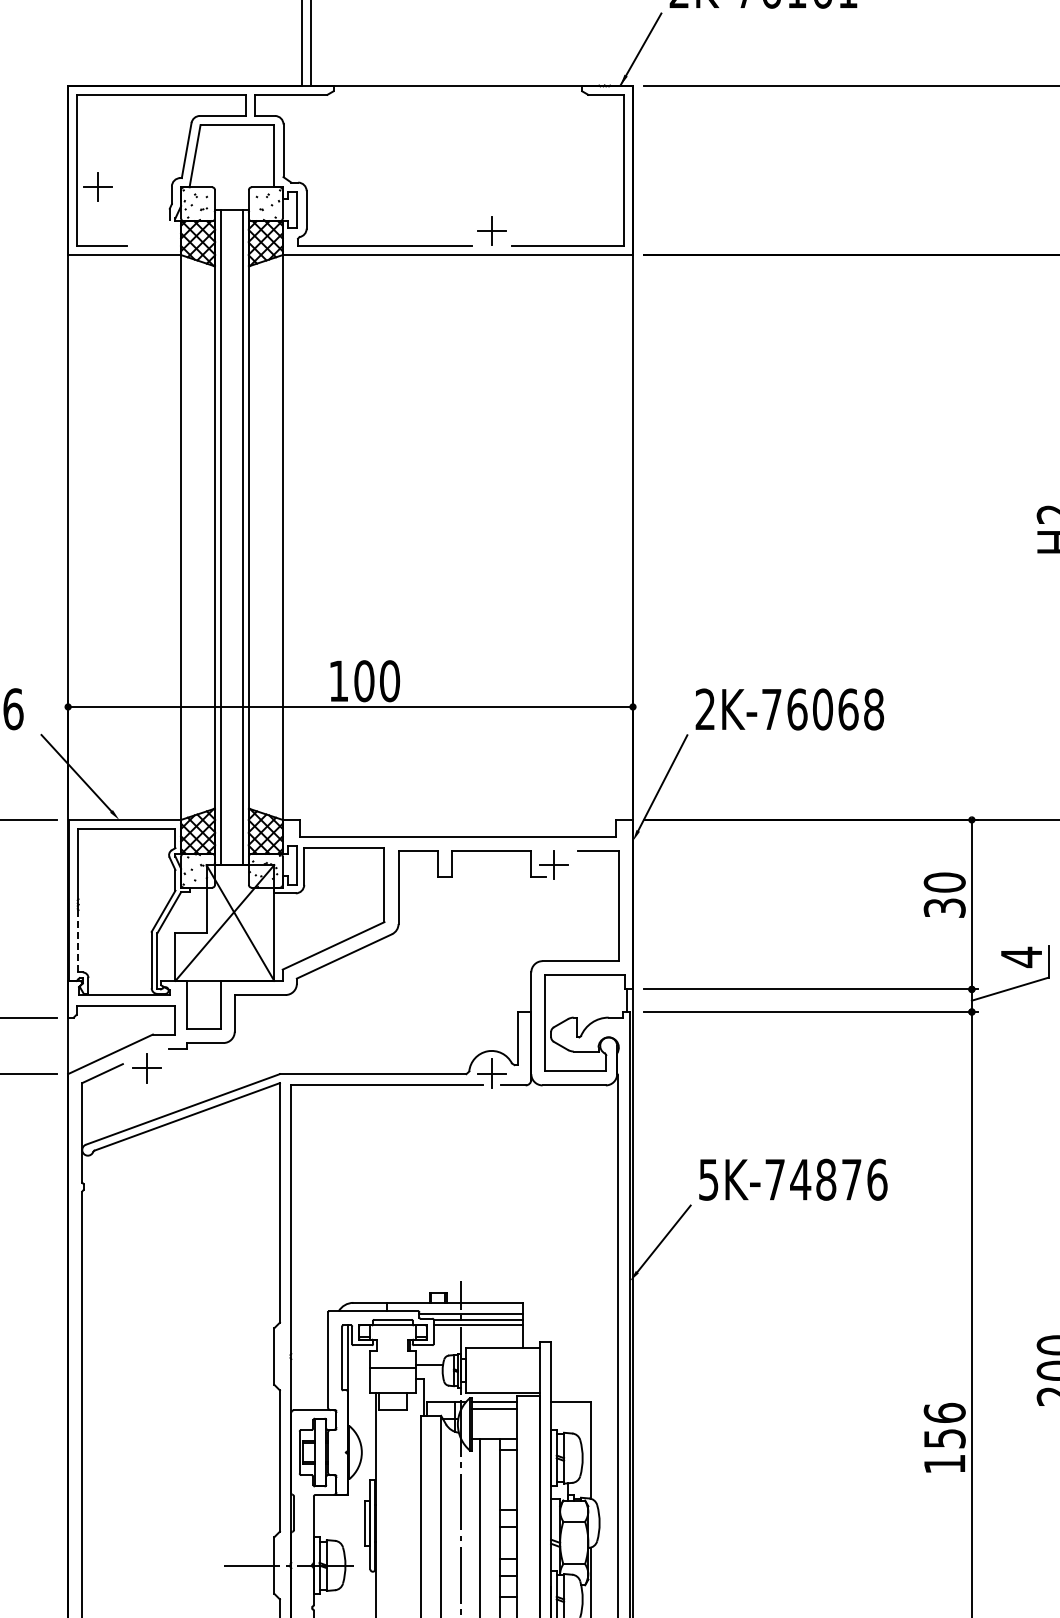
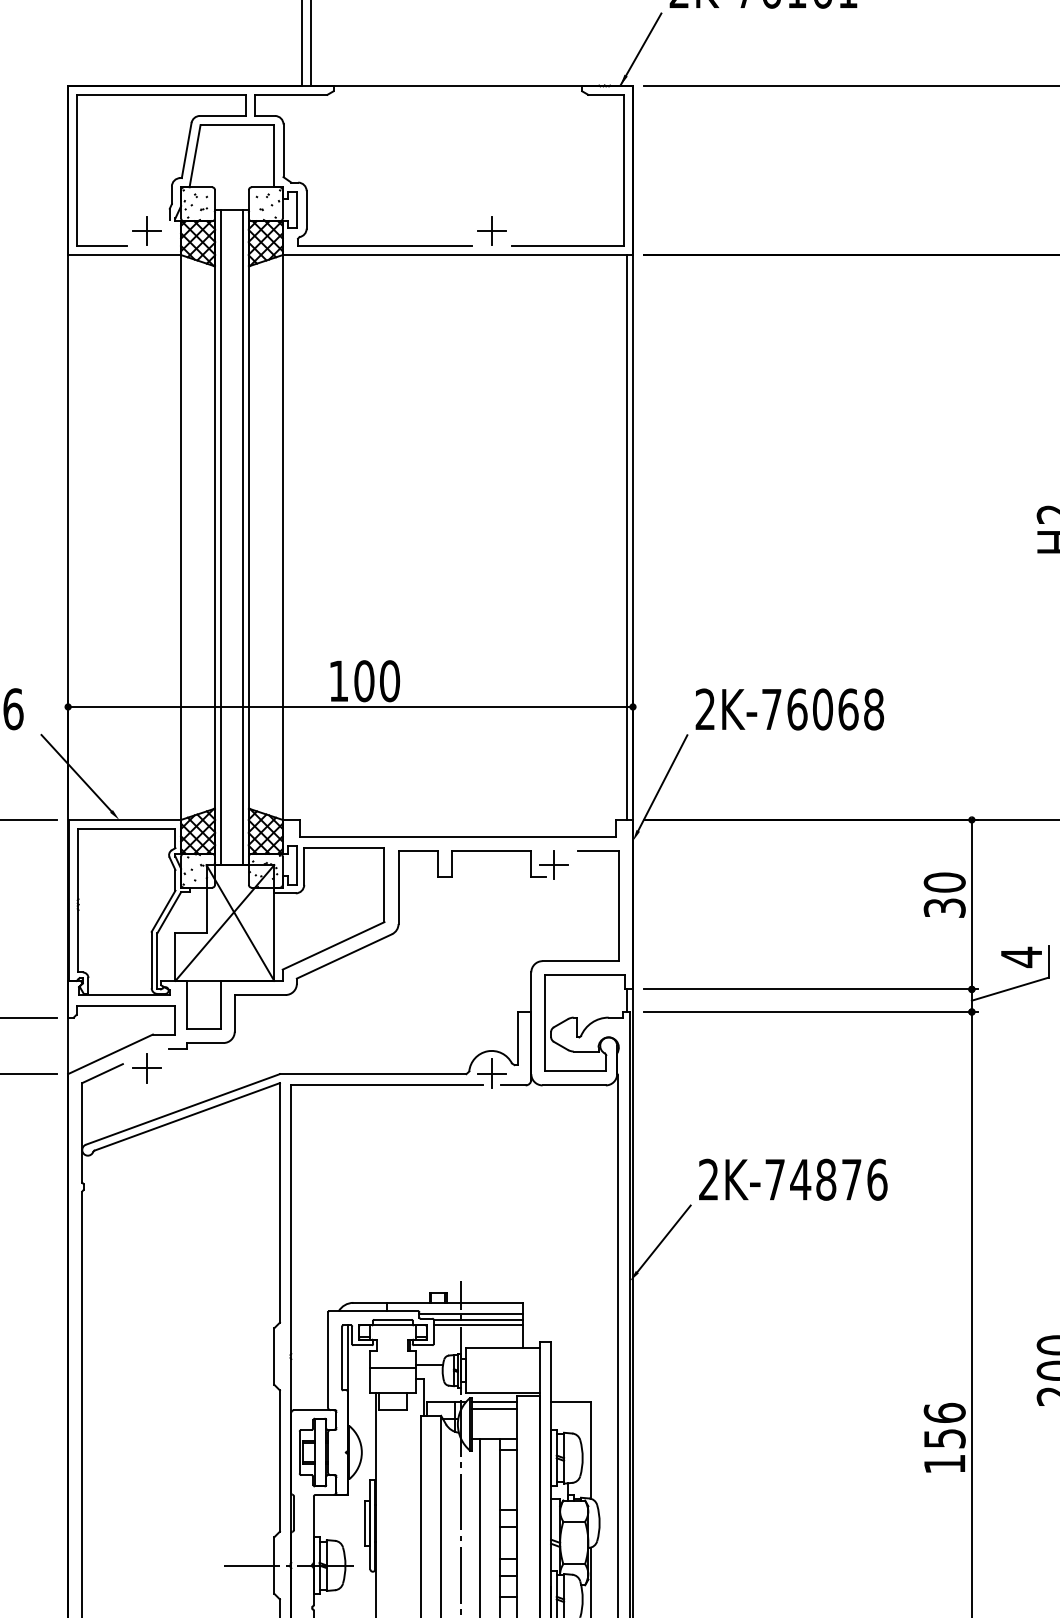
part position: (97, 186) -> (146, 230) (146, 230)
line: none -> present (627, 537)
line: dashed -> solid (78, 940)
text: 5K-74876 -> 2K-74876 (708, 1179)
